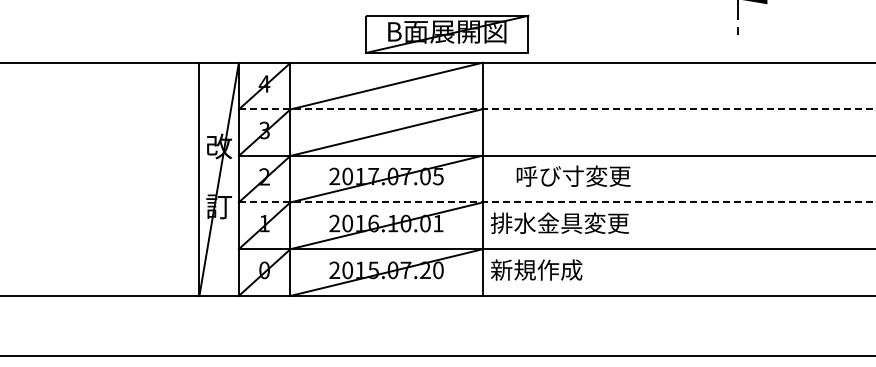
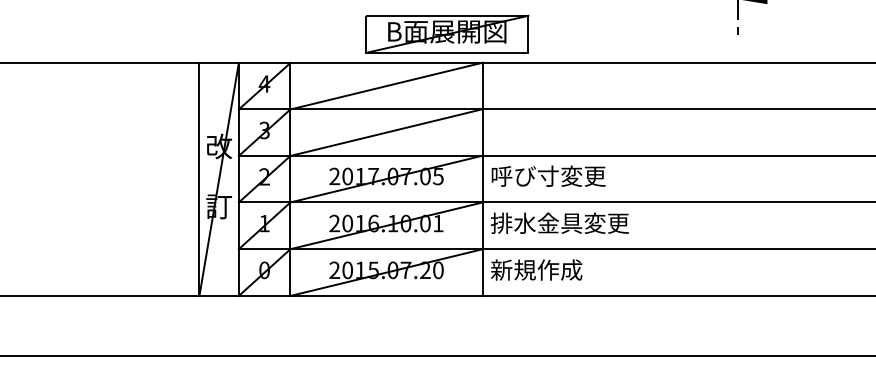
line: dashed -> solid (557, 109)
text position: (573, 175) -> (548, 175) (548, 175)
line: dashed -> solid (557, 202)
